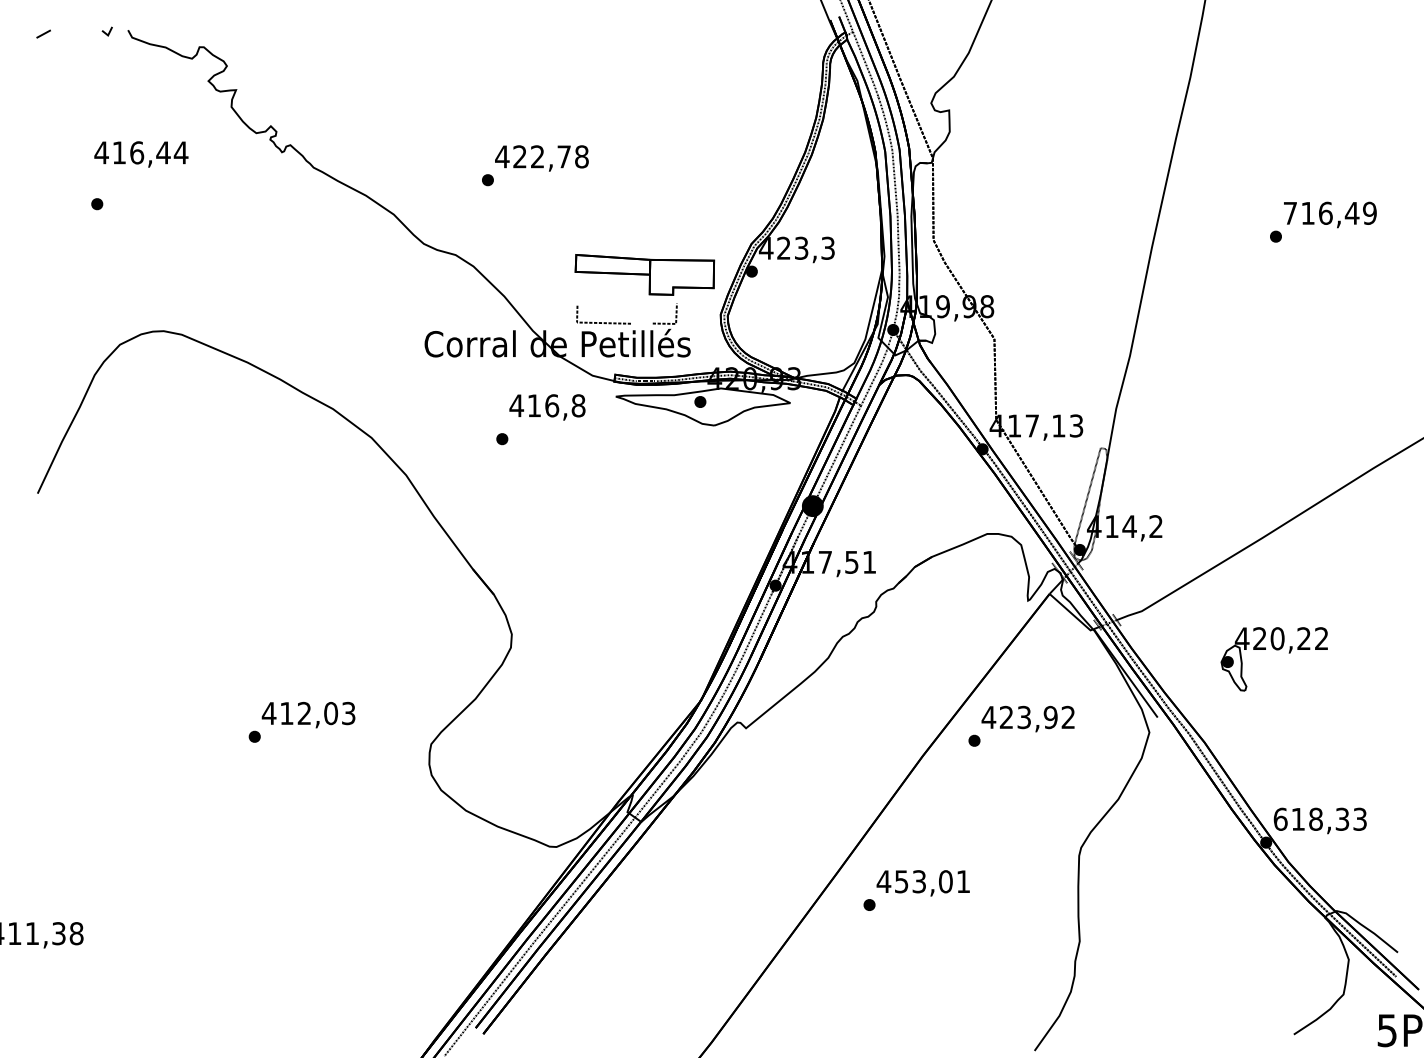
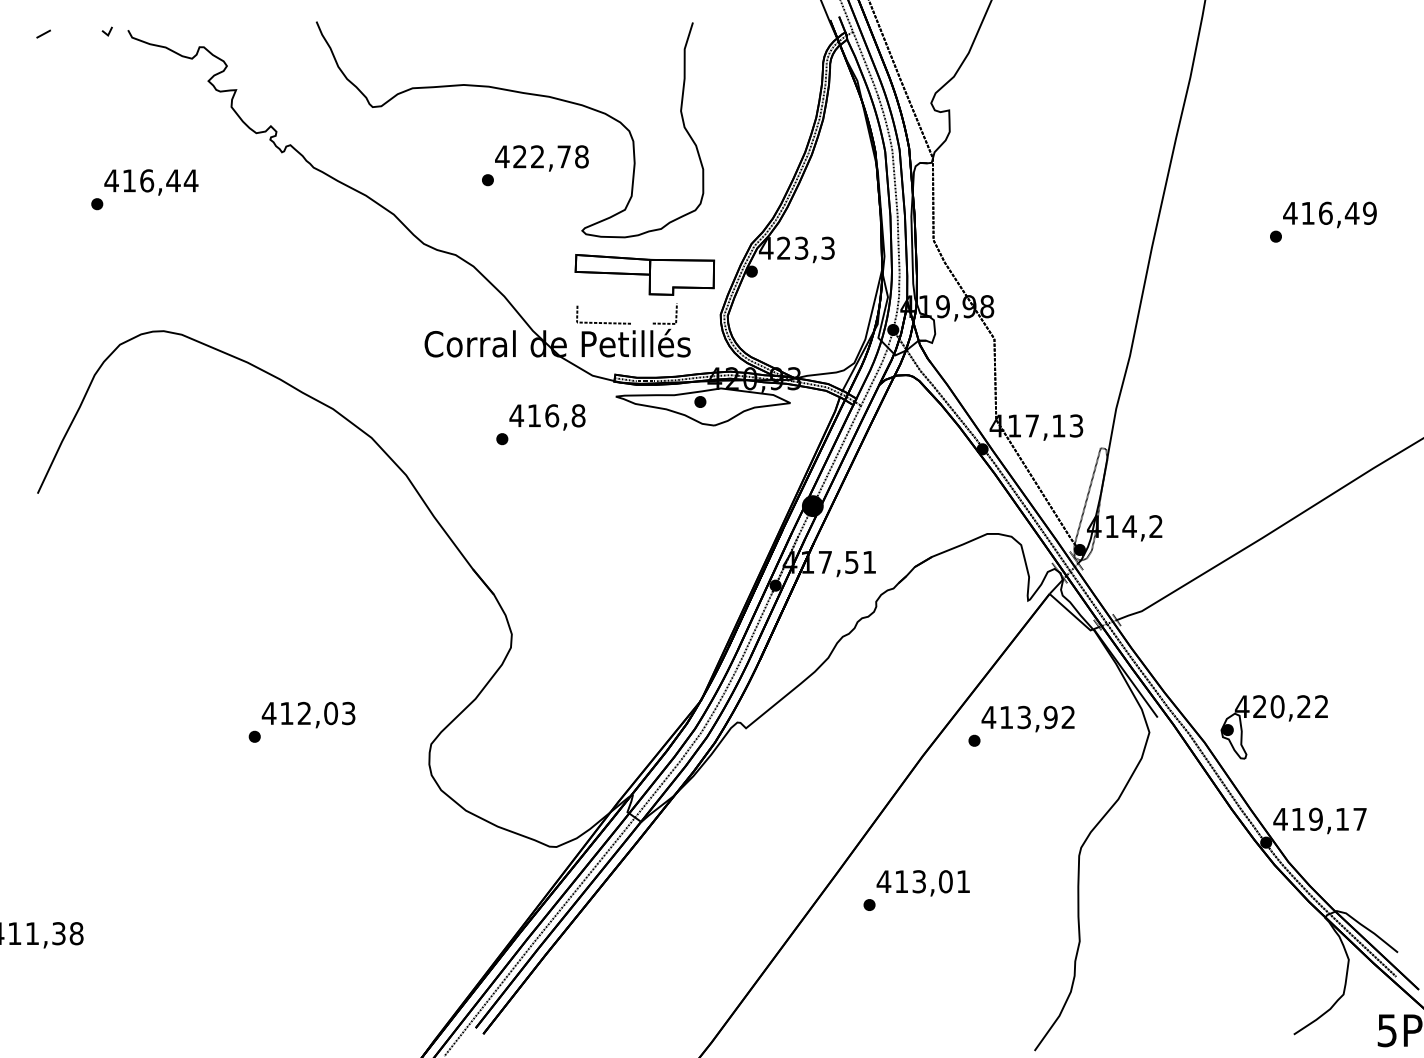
curve: none -> present (513, 92)
text position: (141, 154) -> (151, 182) (151, 182)
text: 716,49 -> 416,49 (1290, 213)
text position: (547, 407) -> (547, 417) (547, 417)
part position: (1276, 650) -> (1276, 718) (1276, 718)
text: 423,92 -> 413,92 (1005, 716)
text: 618,33 -> 419,17 (1319, 818)
text: 453,01 -> 413,01 (901, 881)
